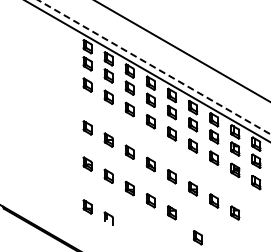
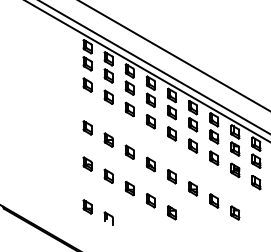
line position: (182, 51) -> (174, 55) (174, 55)
line: dashed -> solid (154, 67)
part: present -> none (197, 237)
